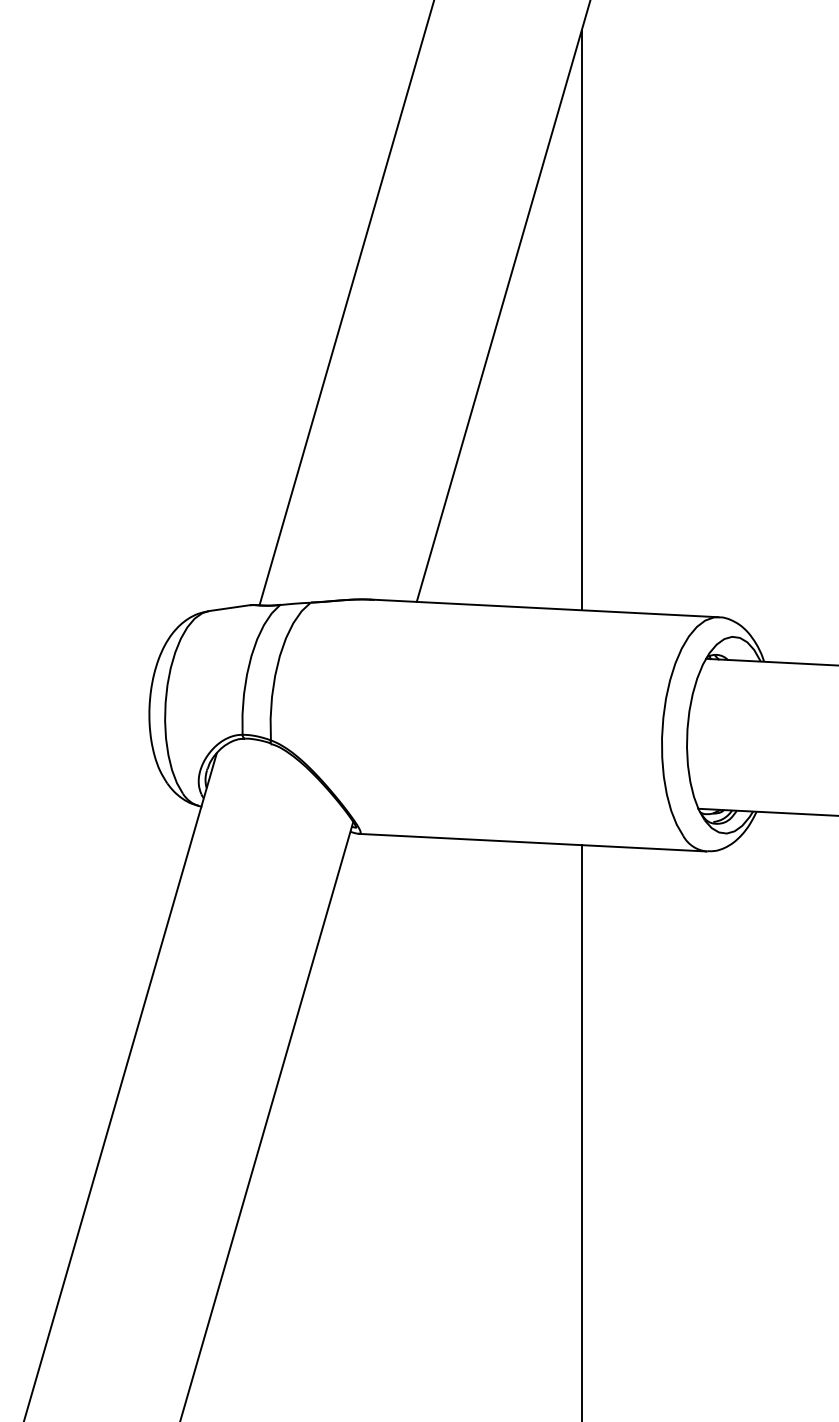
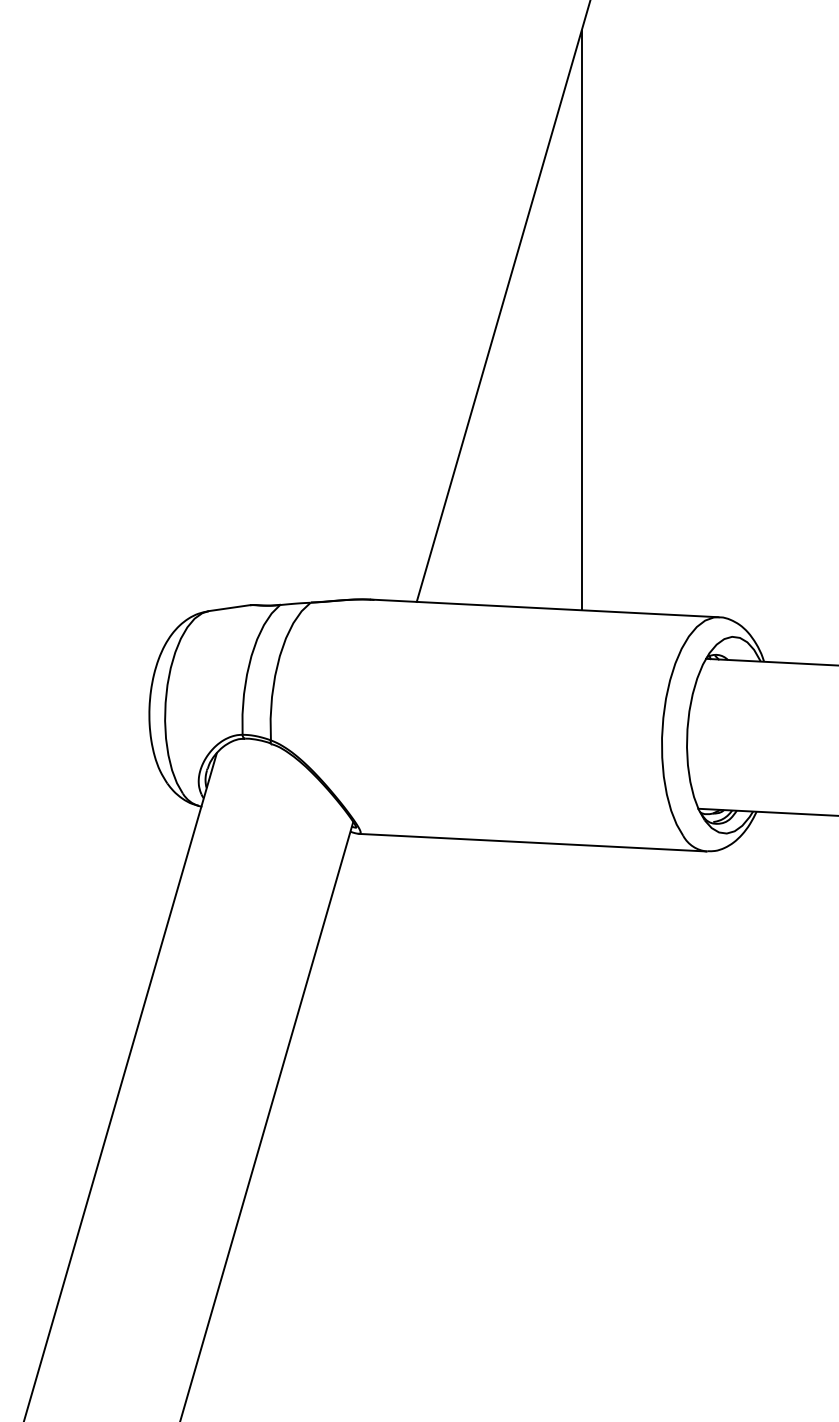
line: present -> none (346, 303)
line: present -> none (581, 1131)
